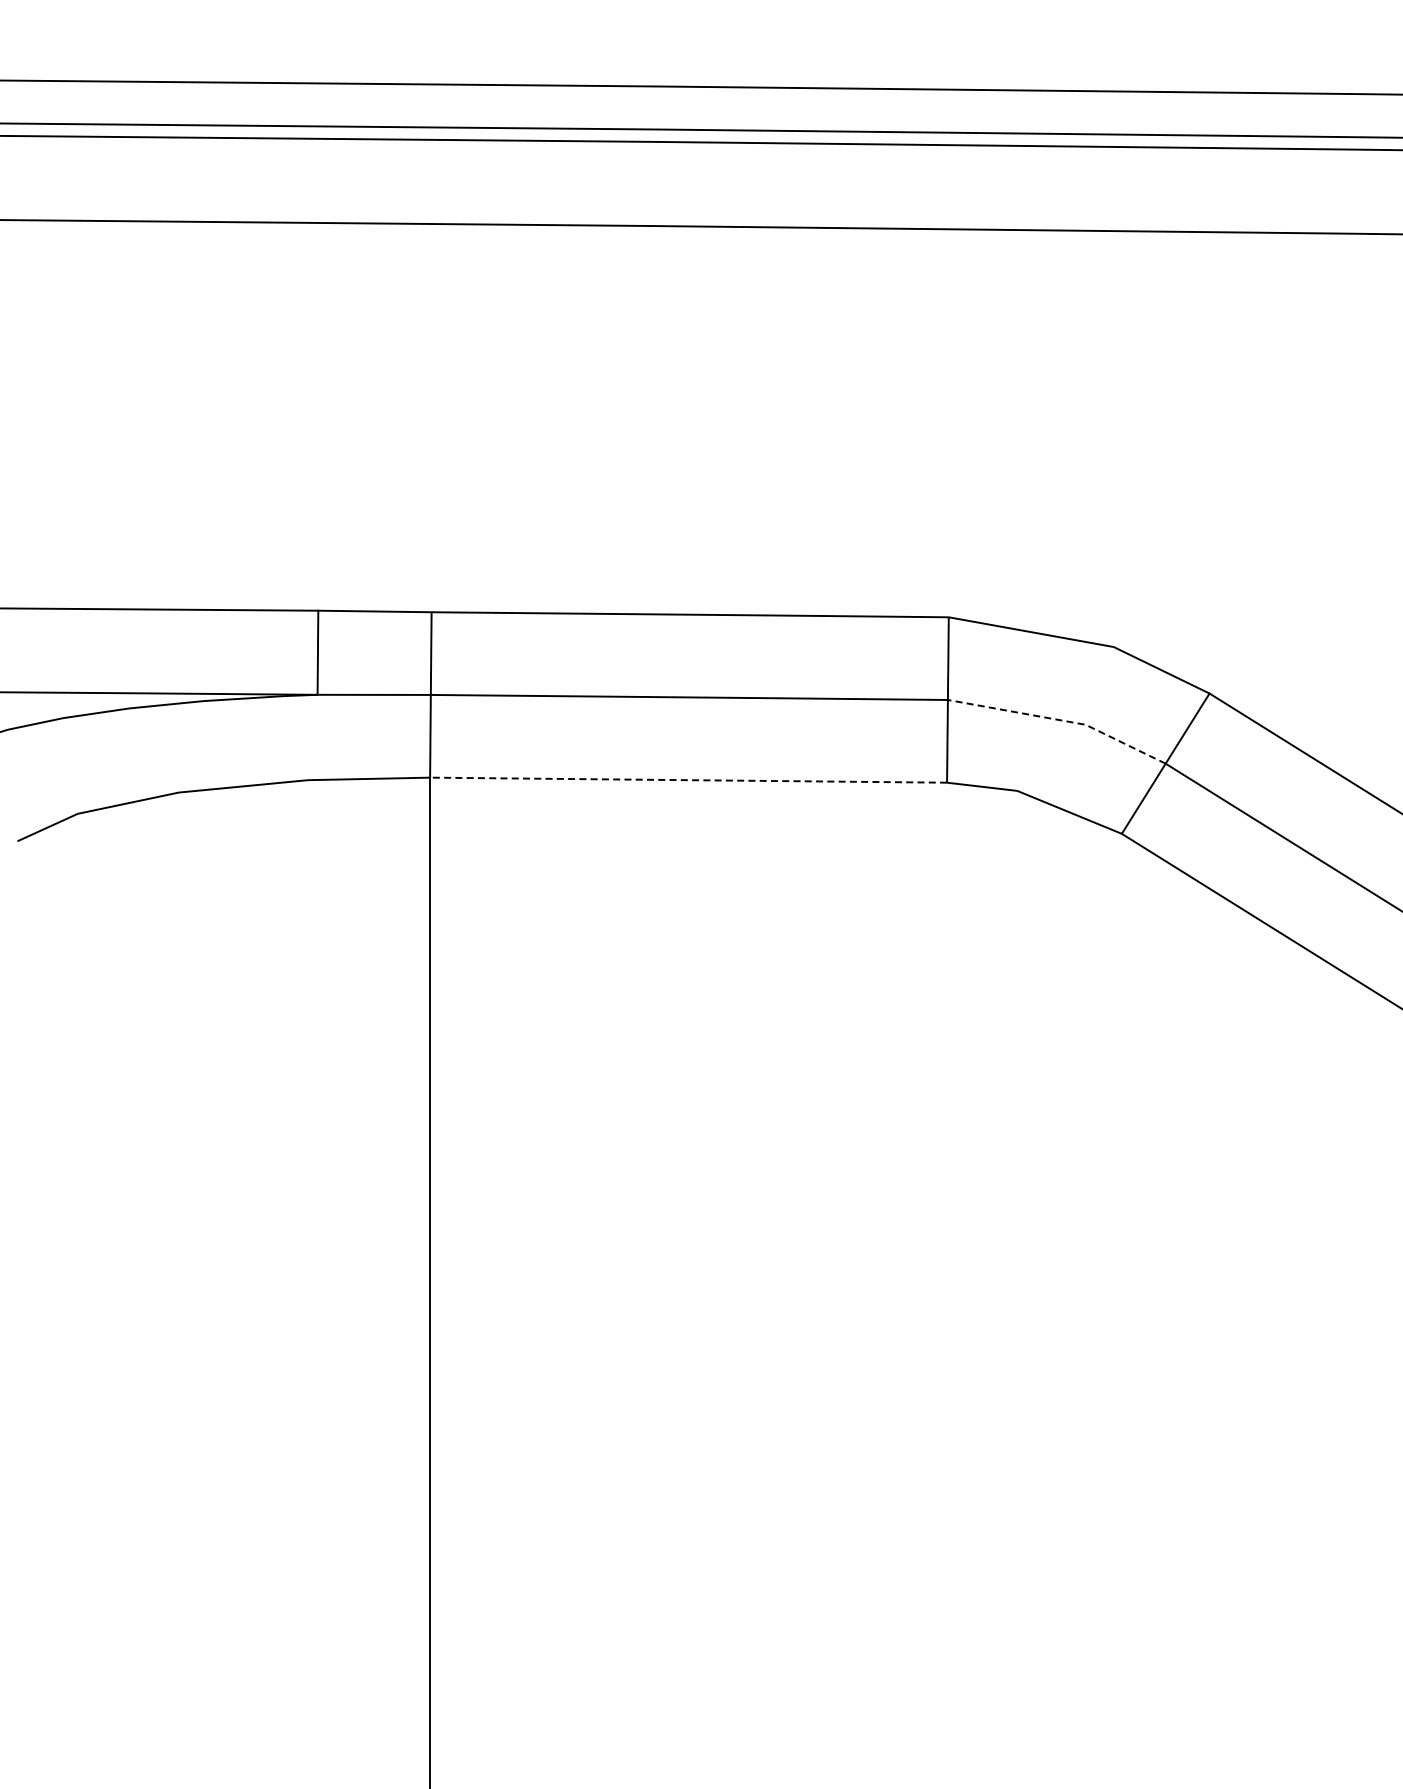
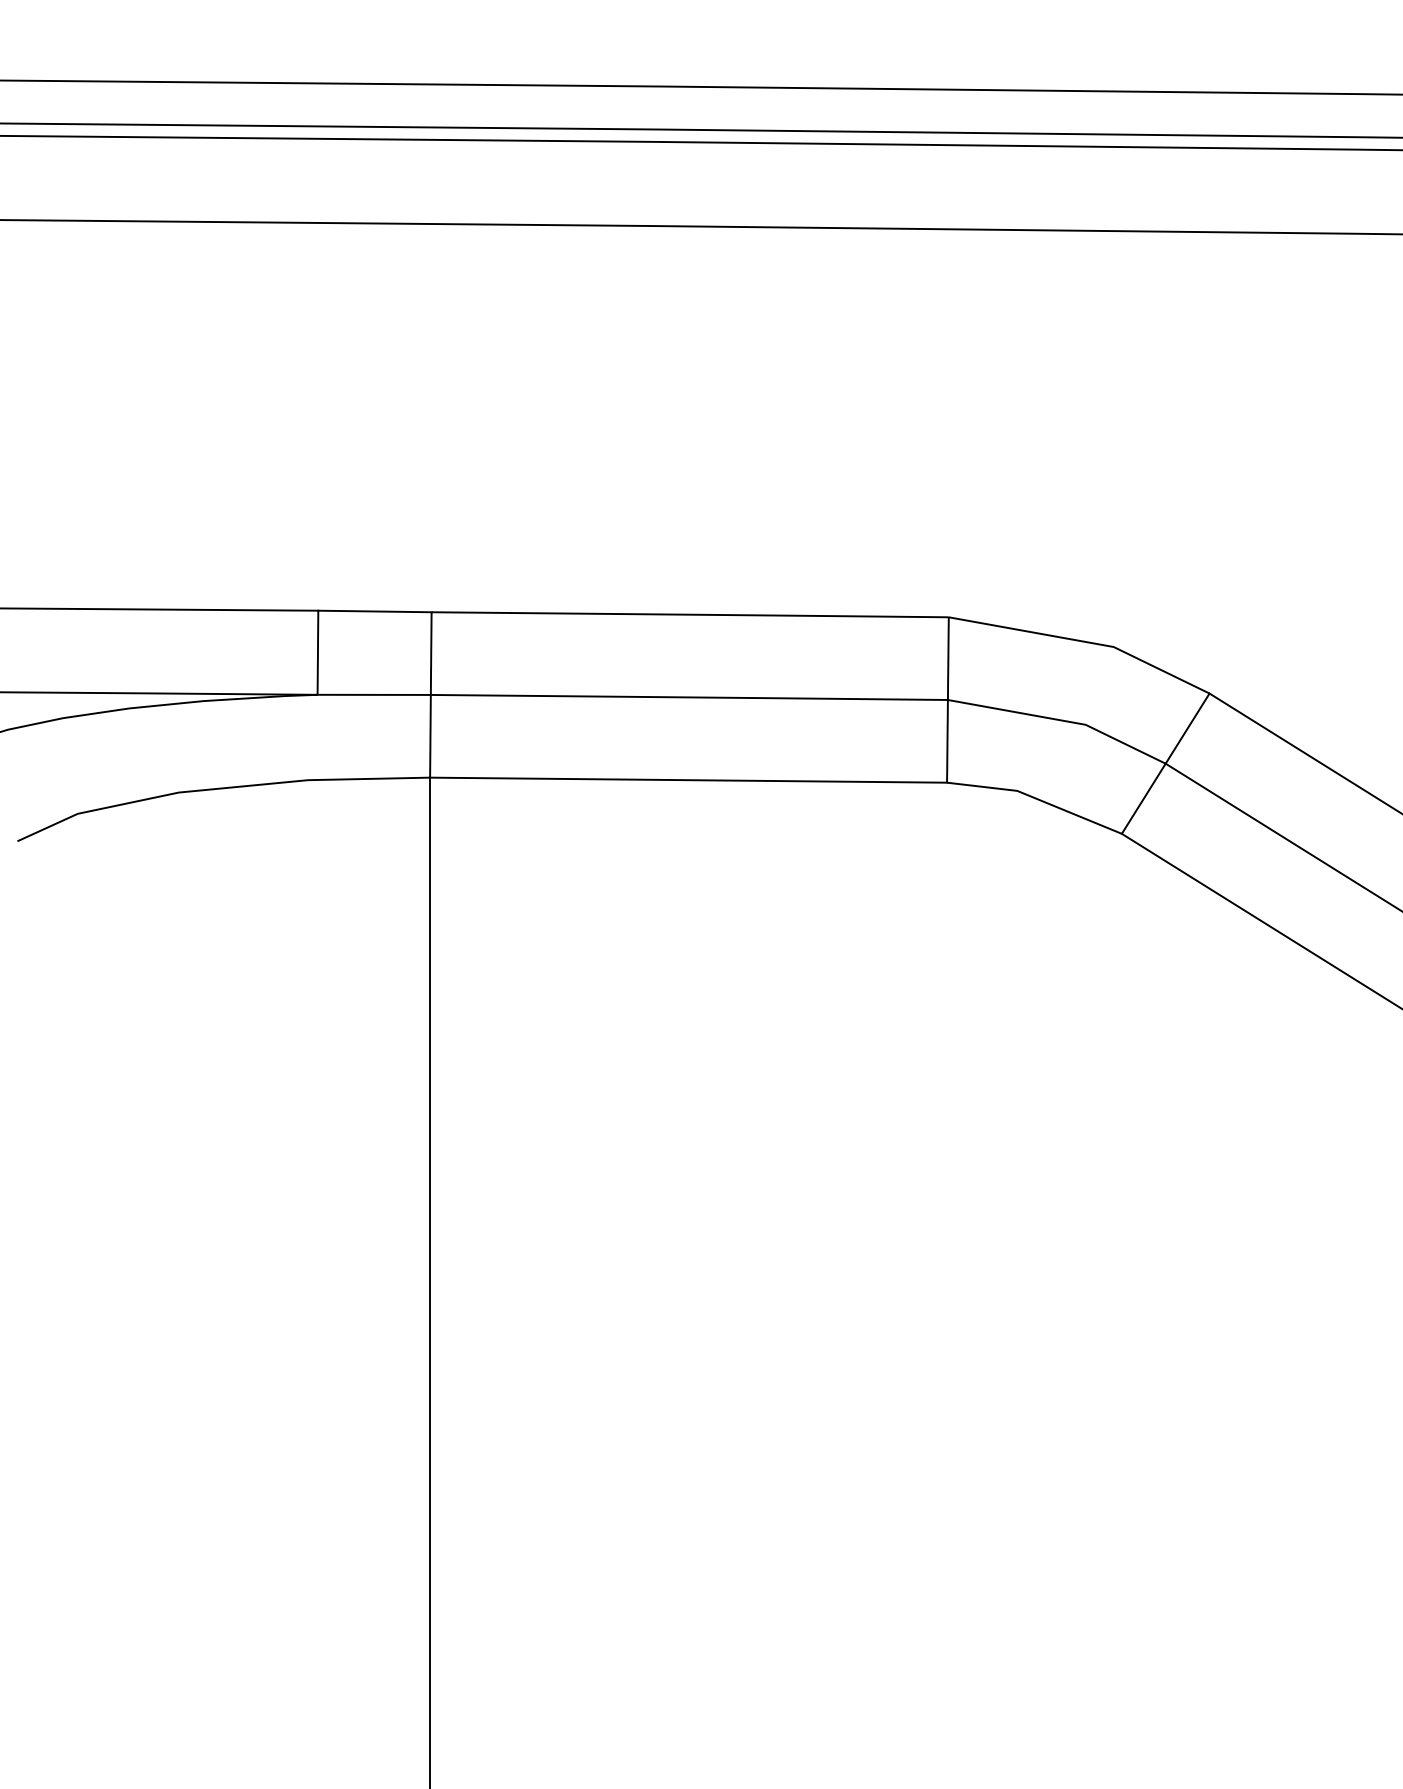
line: dashed -> solid (1061, 720)
line: dashed -> solid (688, 780)
